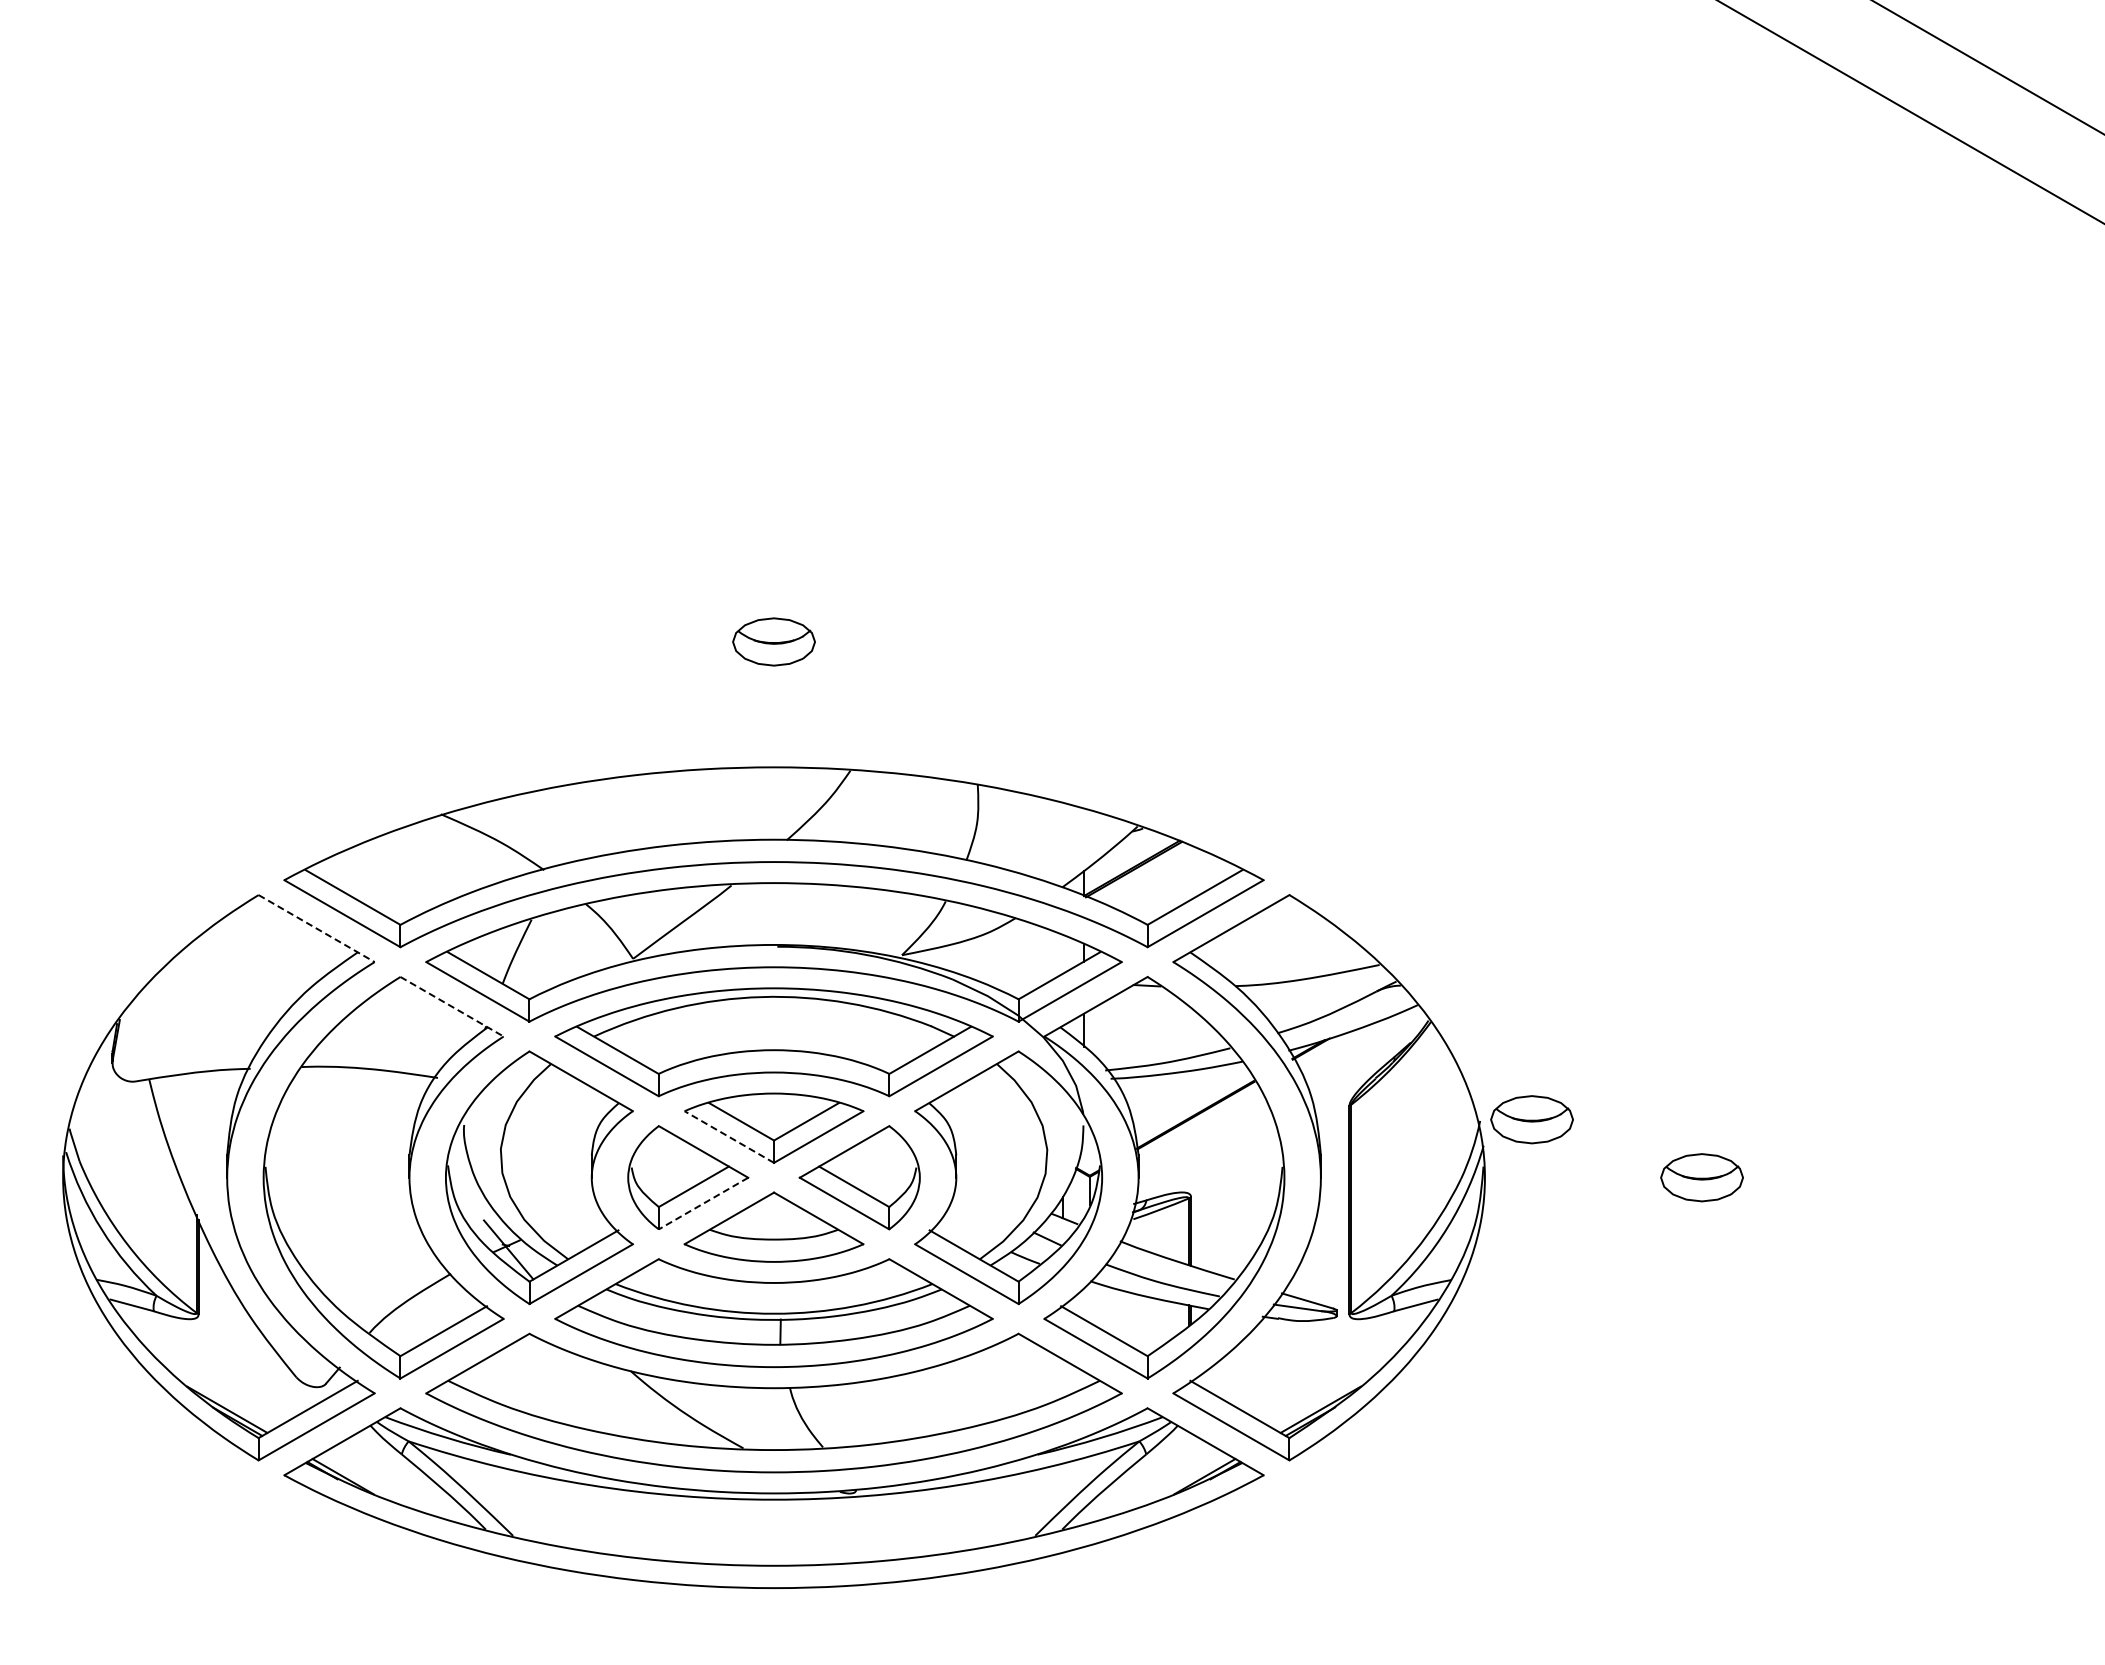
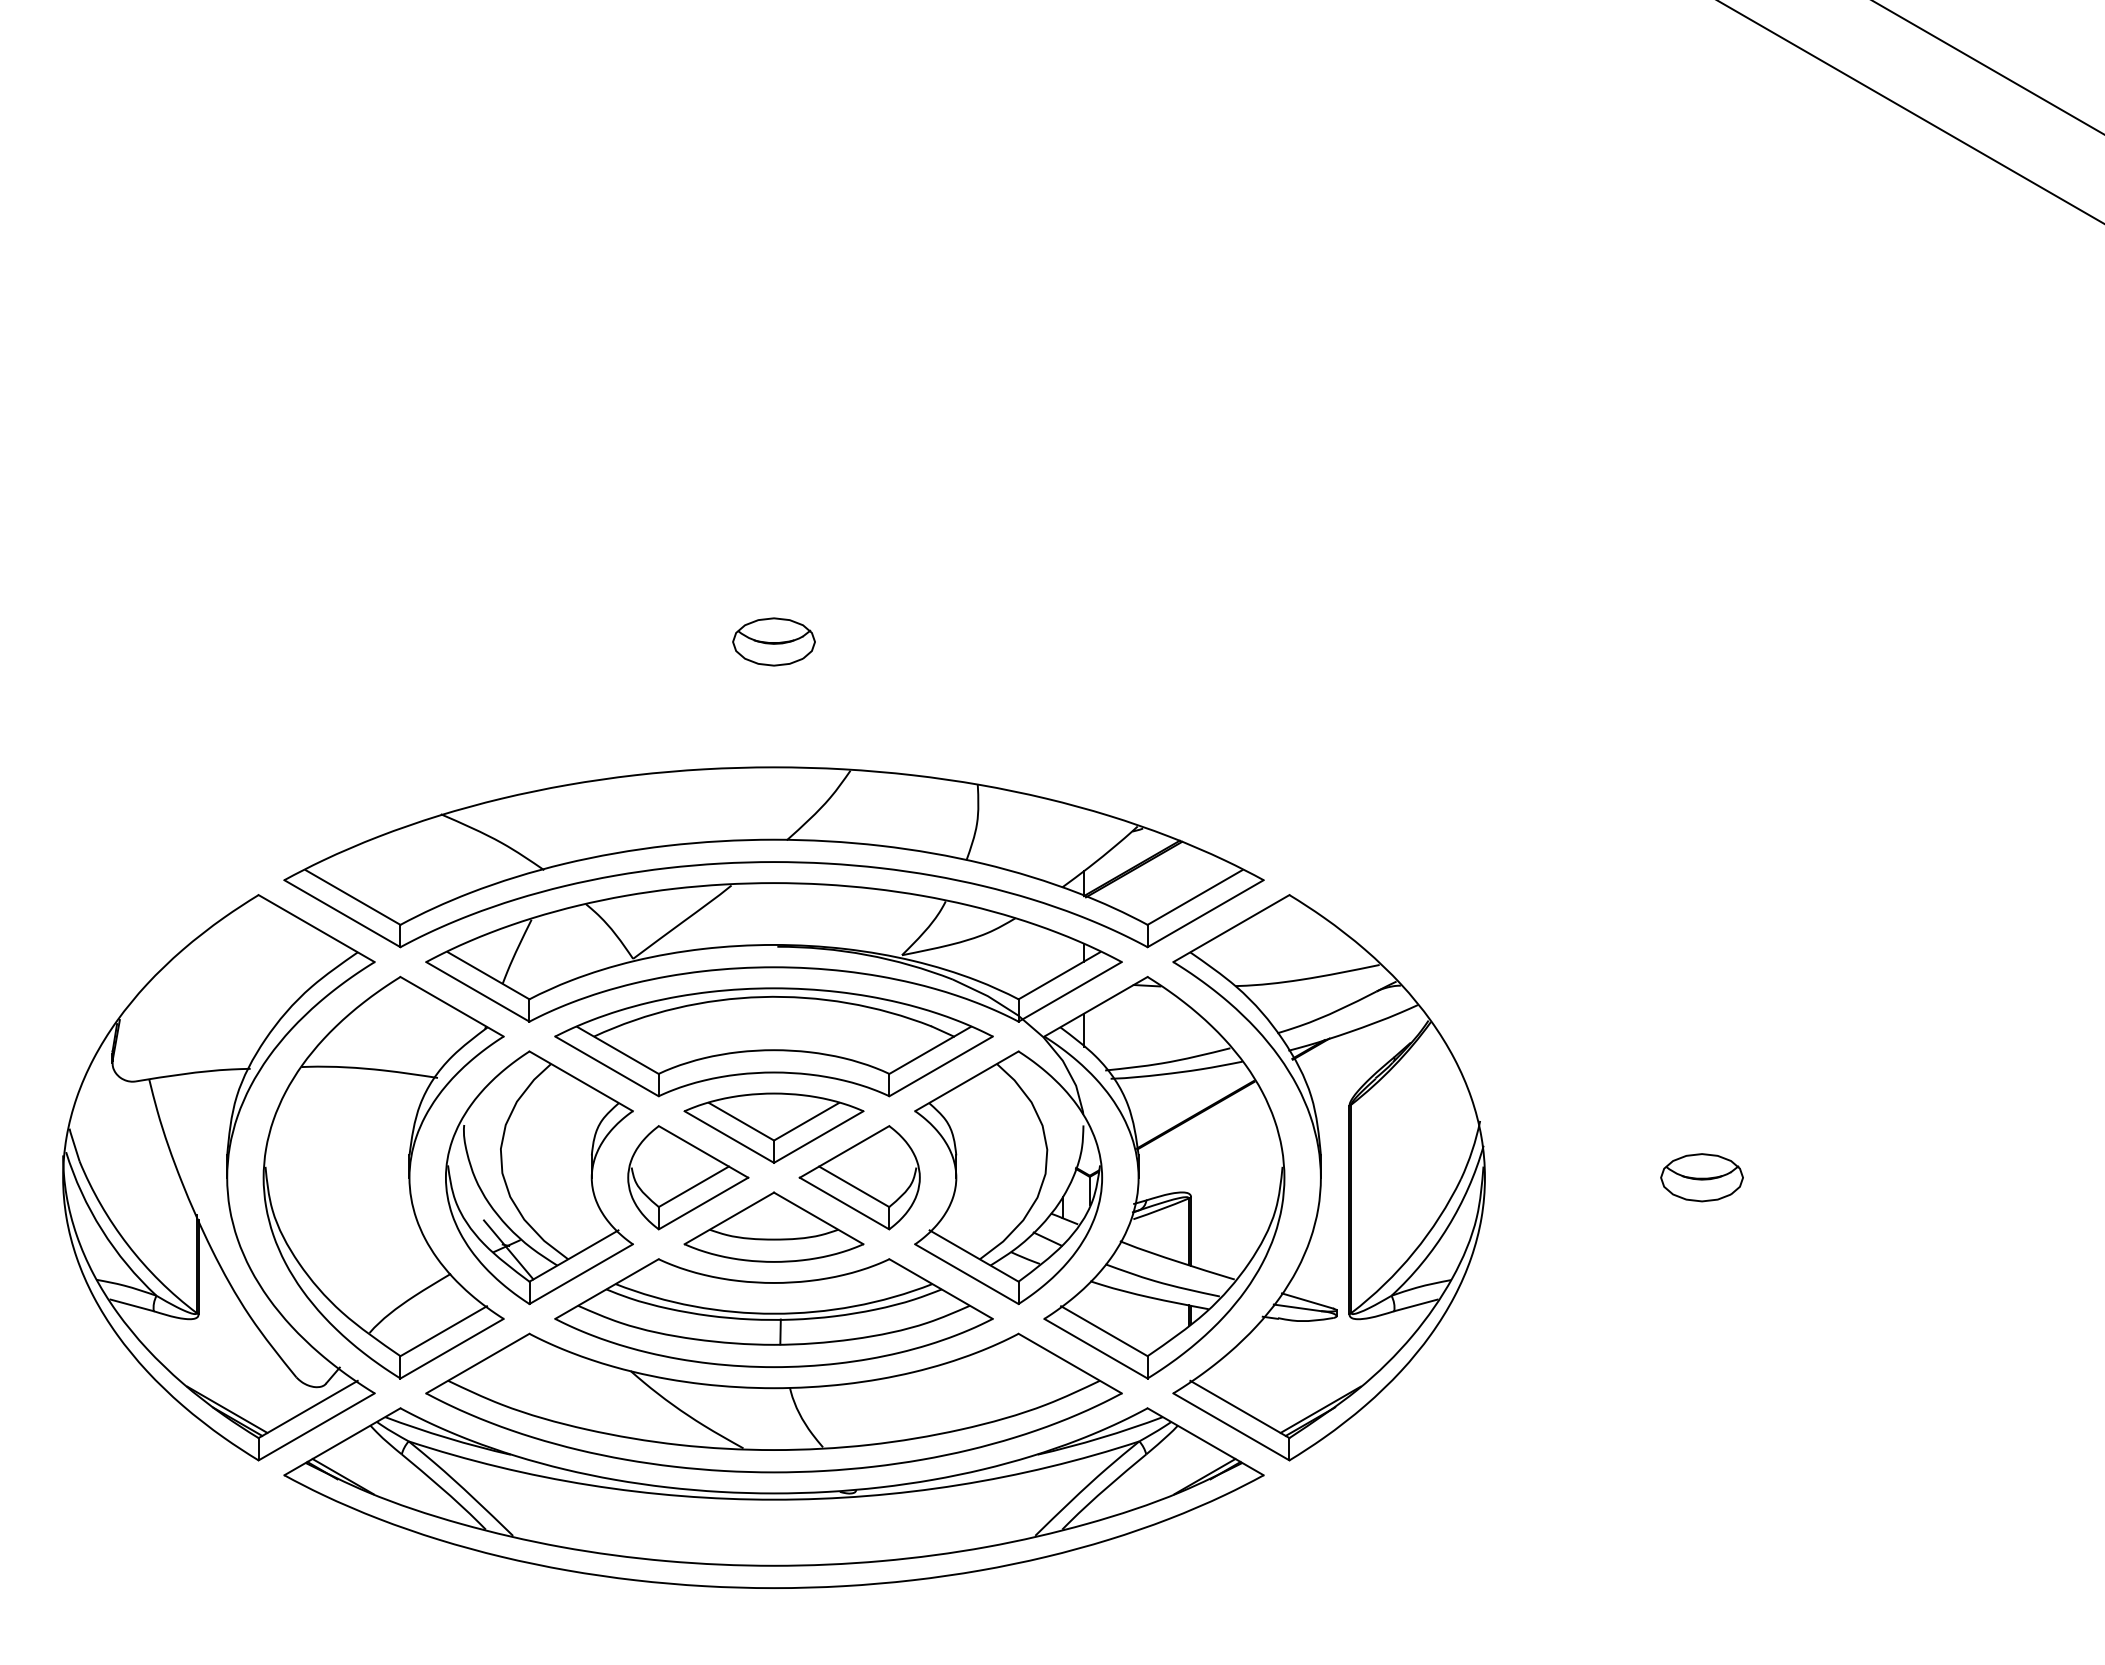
line: dashed -> solid (317, 928)
line: dashed -> solid (452, 1006)
part: present -> none (1531, 1119)
line: dashed -> solid (729, 1137)
line: dashed -> solid (703, 1203)
